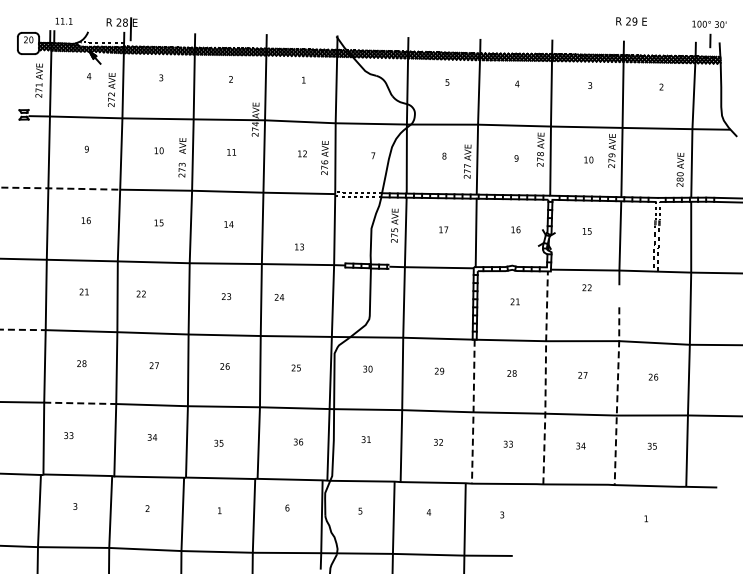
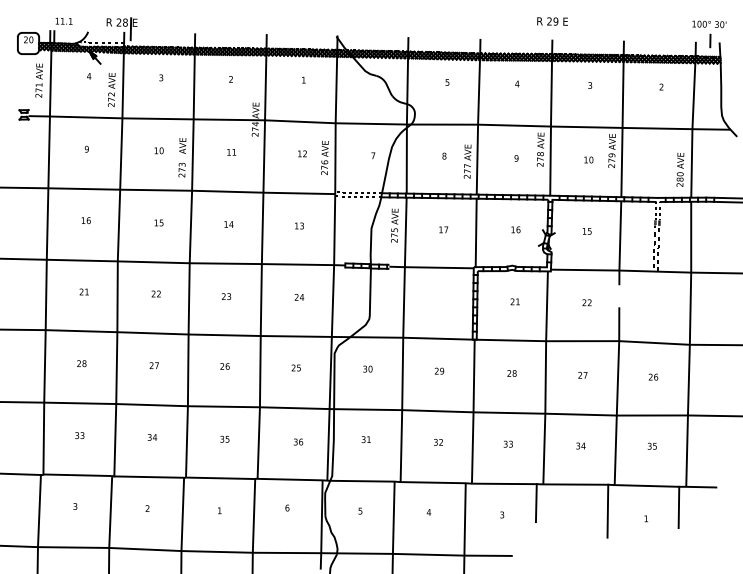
text position: (631, 21) -> (552, 21) (552, 21)
line: dashed -> solid (59, 188)
text position: (299, 246) -> (299, 225) (299, 225)
text position: (586, 287) -> (586, 302) (586, 302)
text position: (140, 293) -> (155, 293) (155, 293)
text position: (279, 297) -> (299, 297) (299, 297)
line: dashed -> solid (23, 329)
line: dashed -> solid (545, 377)
line: dashed -> solid (617, 396)
line: dashed -> solid (80, 403)
line: dashed -> solid (473, 412)
text position: (68, 435) -> (79, 435) (79, 435)
text position: (218, 442) -> (224, 438) (224, 438)
line: none -> present (535, 503)
line: none -> present (678, 507)
line: none -> present (607, 510)
